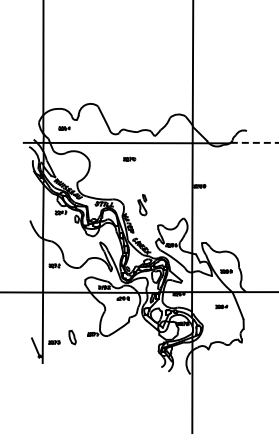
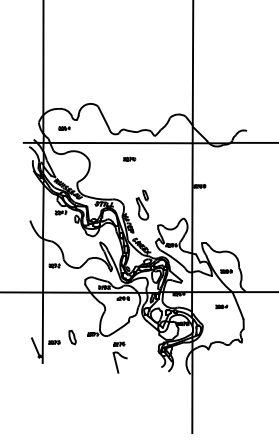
line: dashed -> solid (254, 142)
part size: 11x23 px -> 15x32 px (142, 204)
part: none -> present (119, 357)
